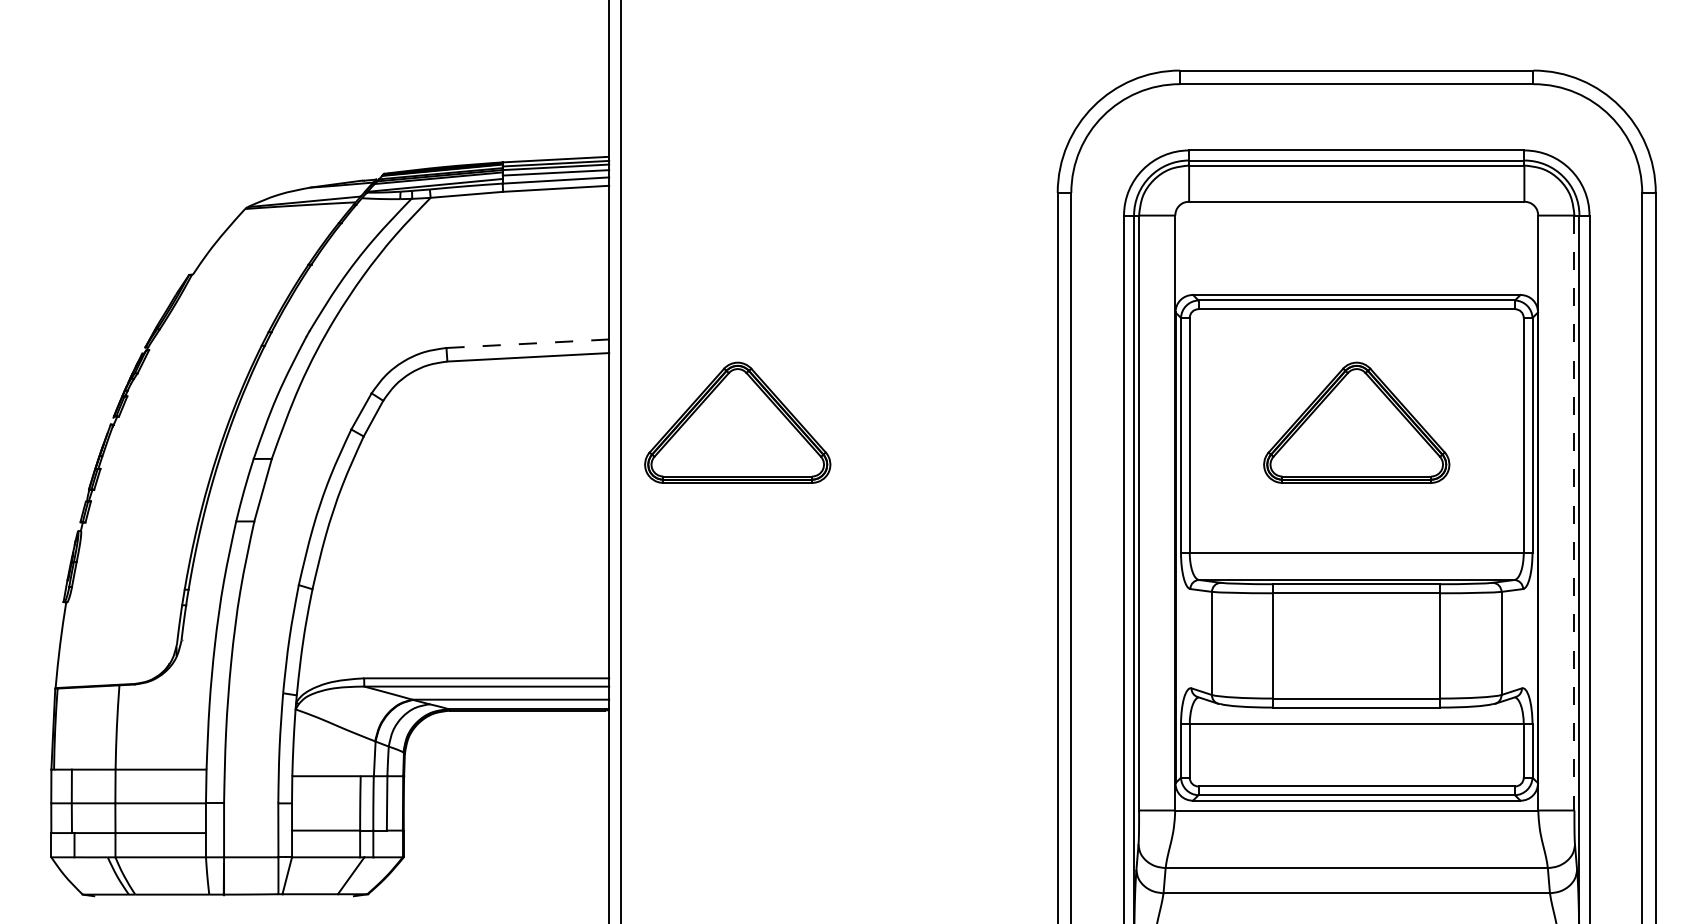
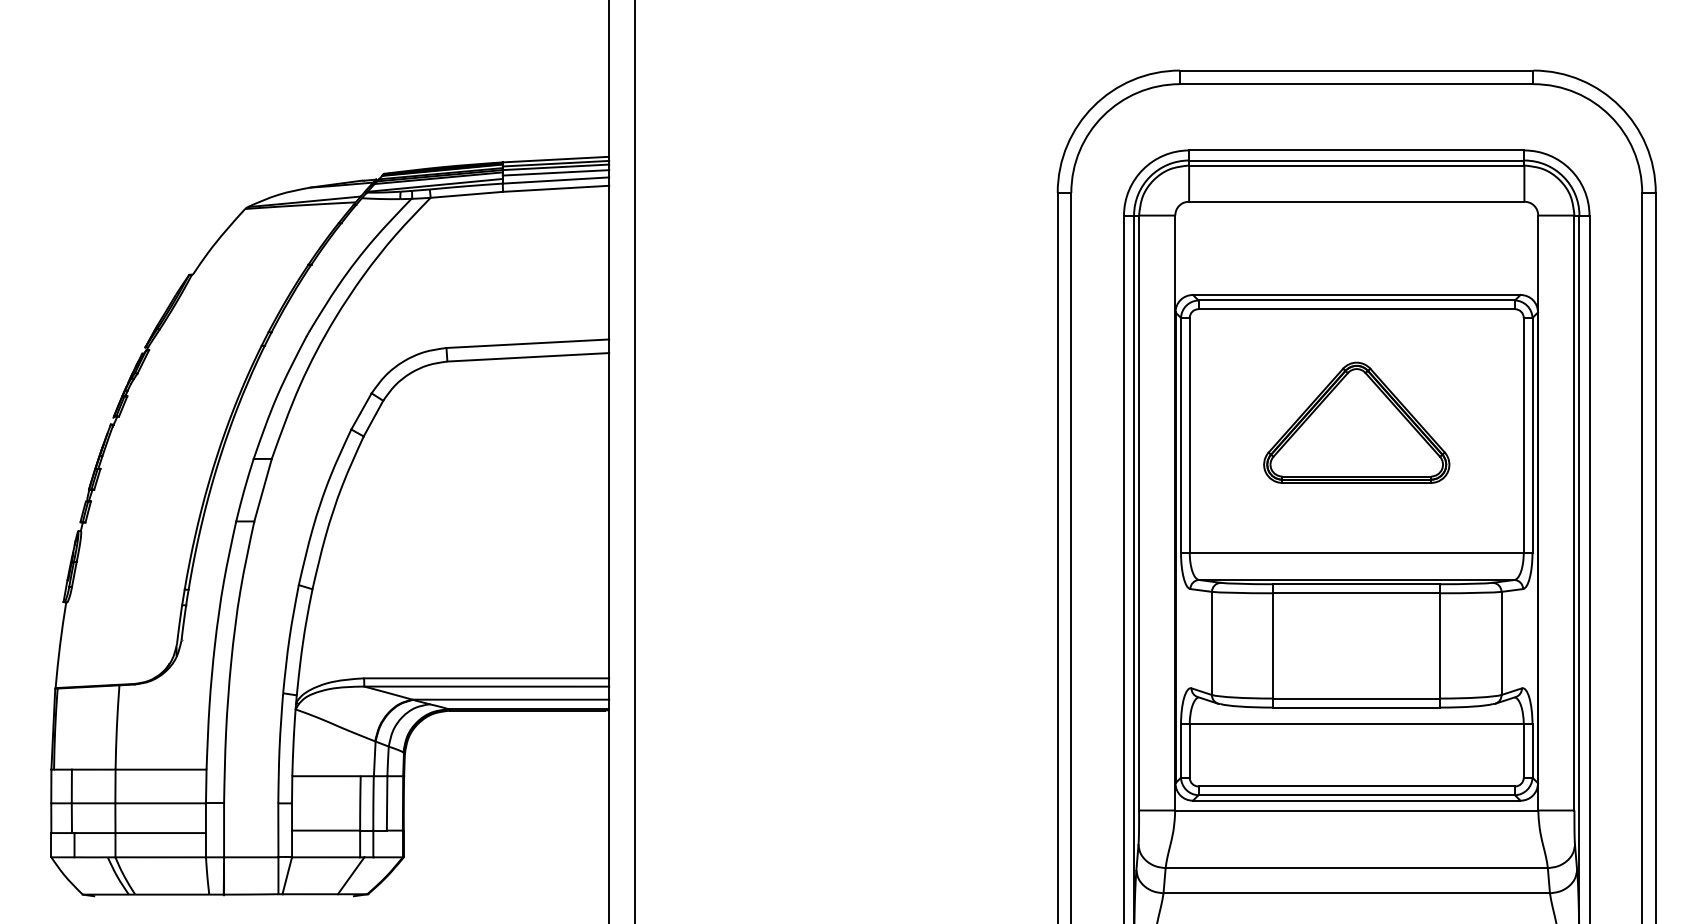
line: dashed -> solid (528, 343)
part: present -> none (737, 422)
line position: (620, 461) -> (634, 461) (634, 461)
line: dashed -> solid (1574, 513)
